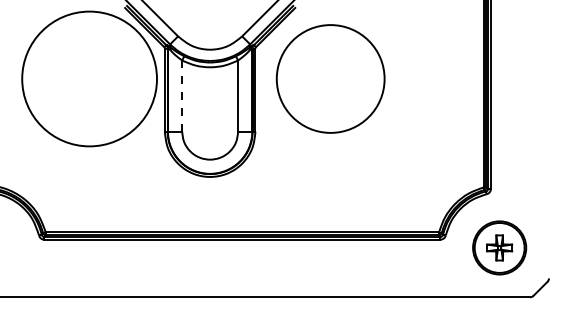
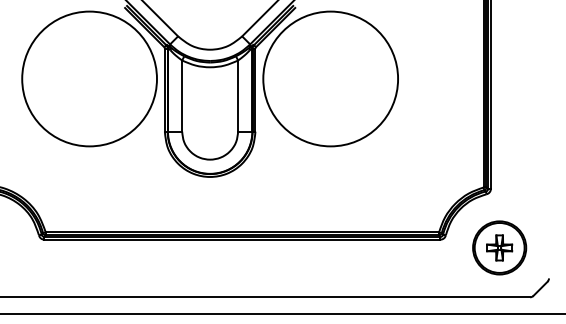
circle diameter: 108 px -> 135 px (330, 78)
line: dashed -> solid (182, 96)
line: none -> present (282, 314)
